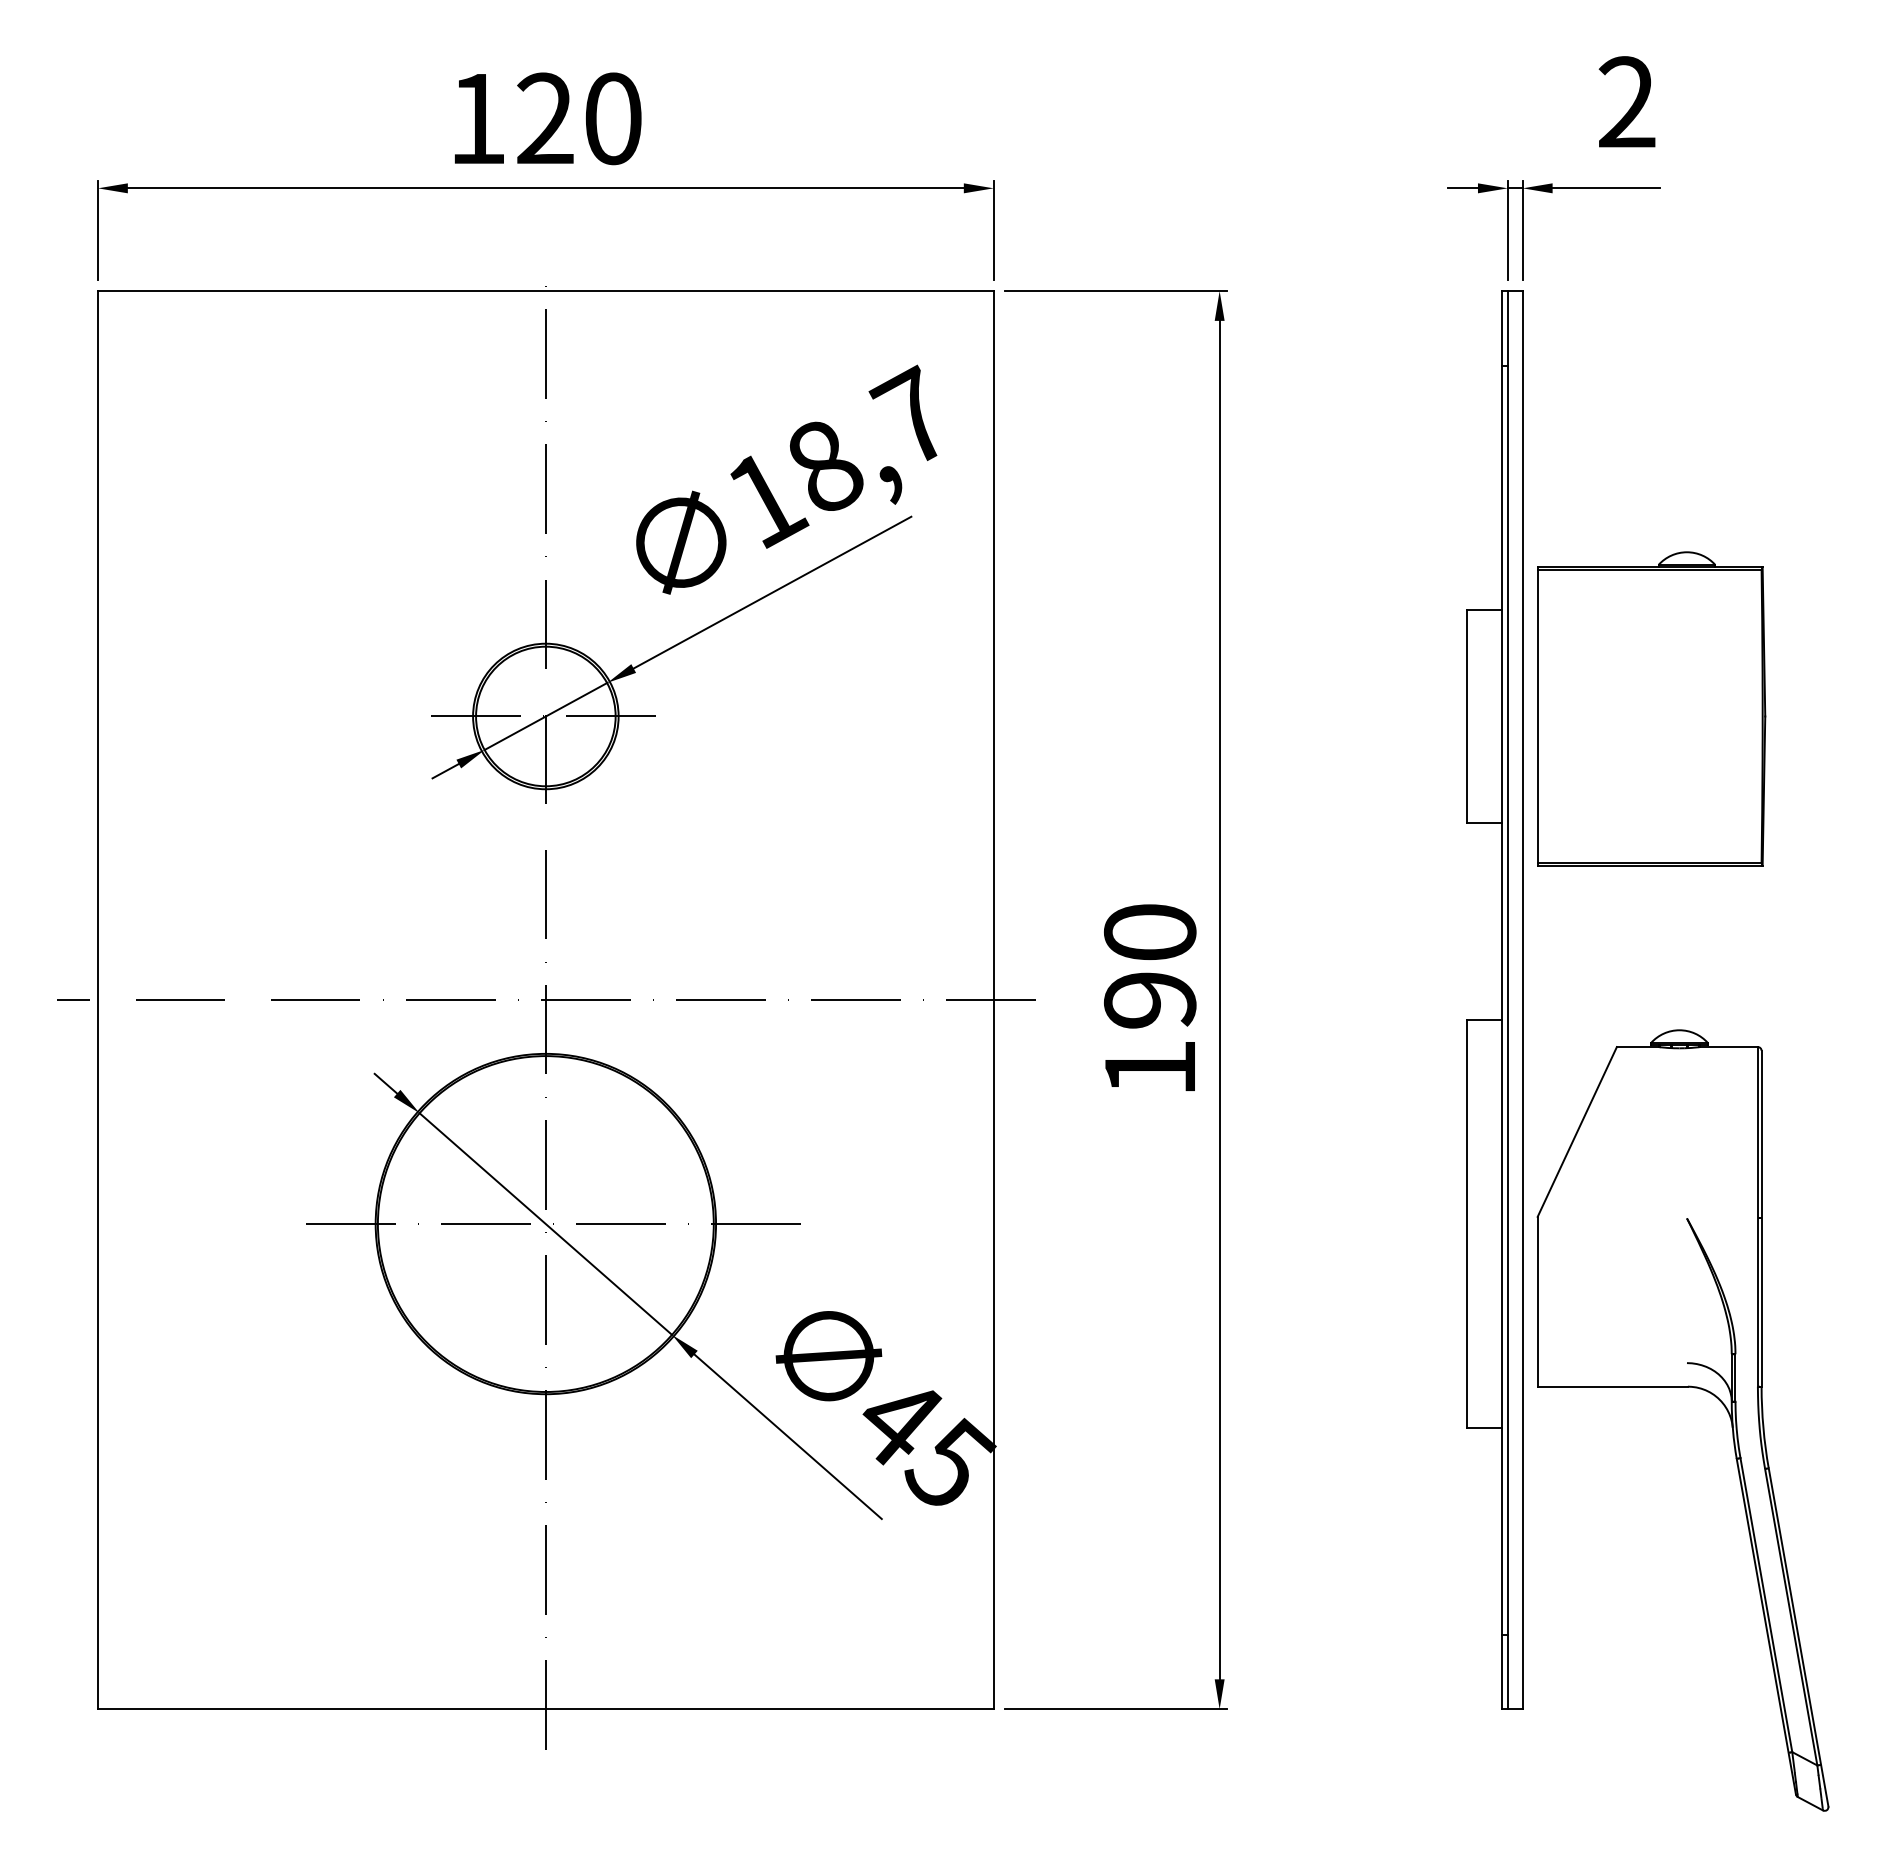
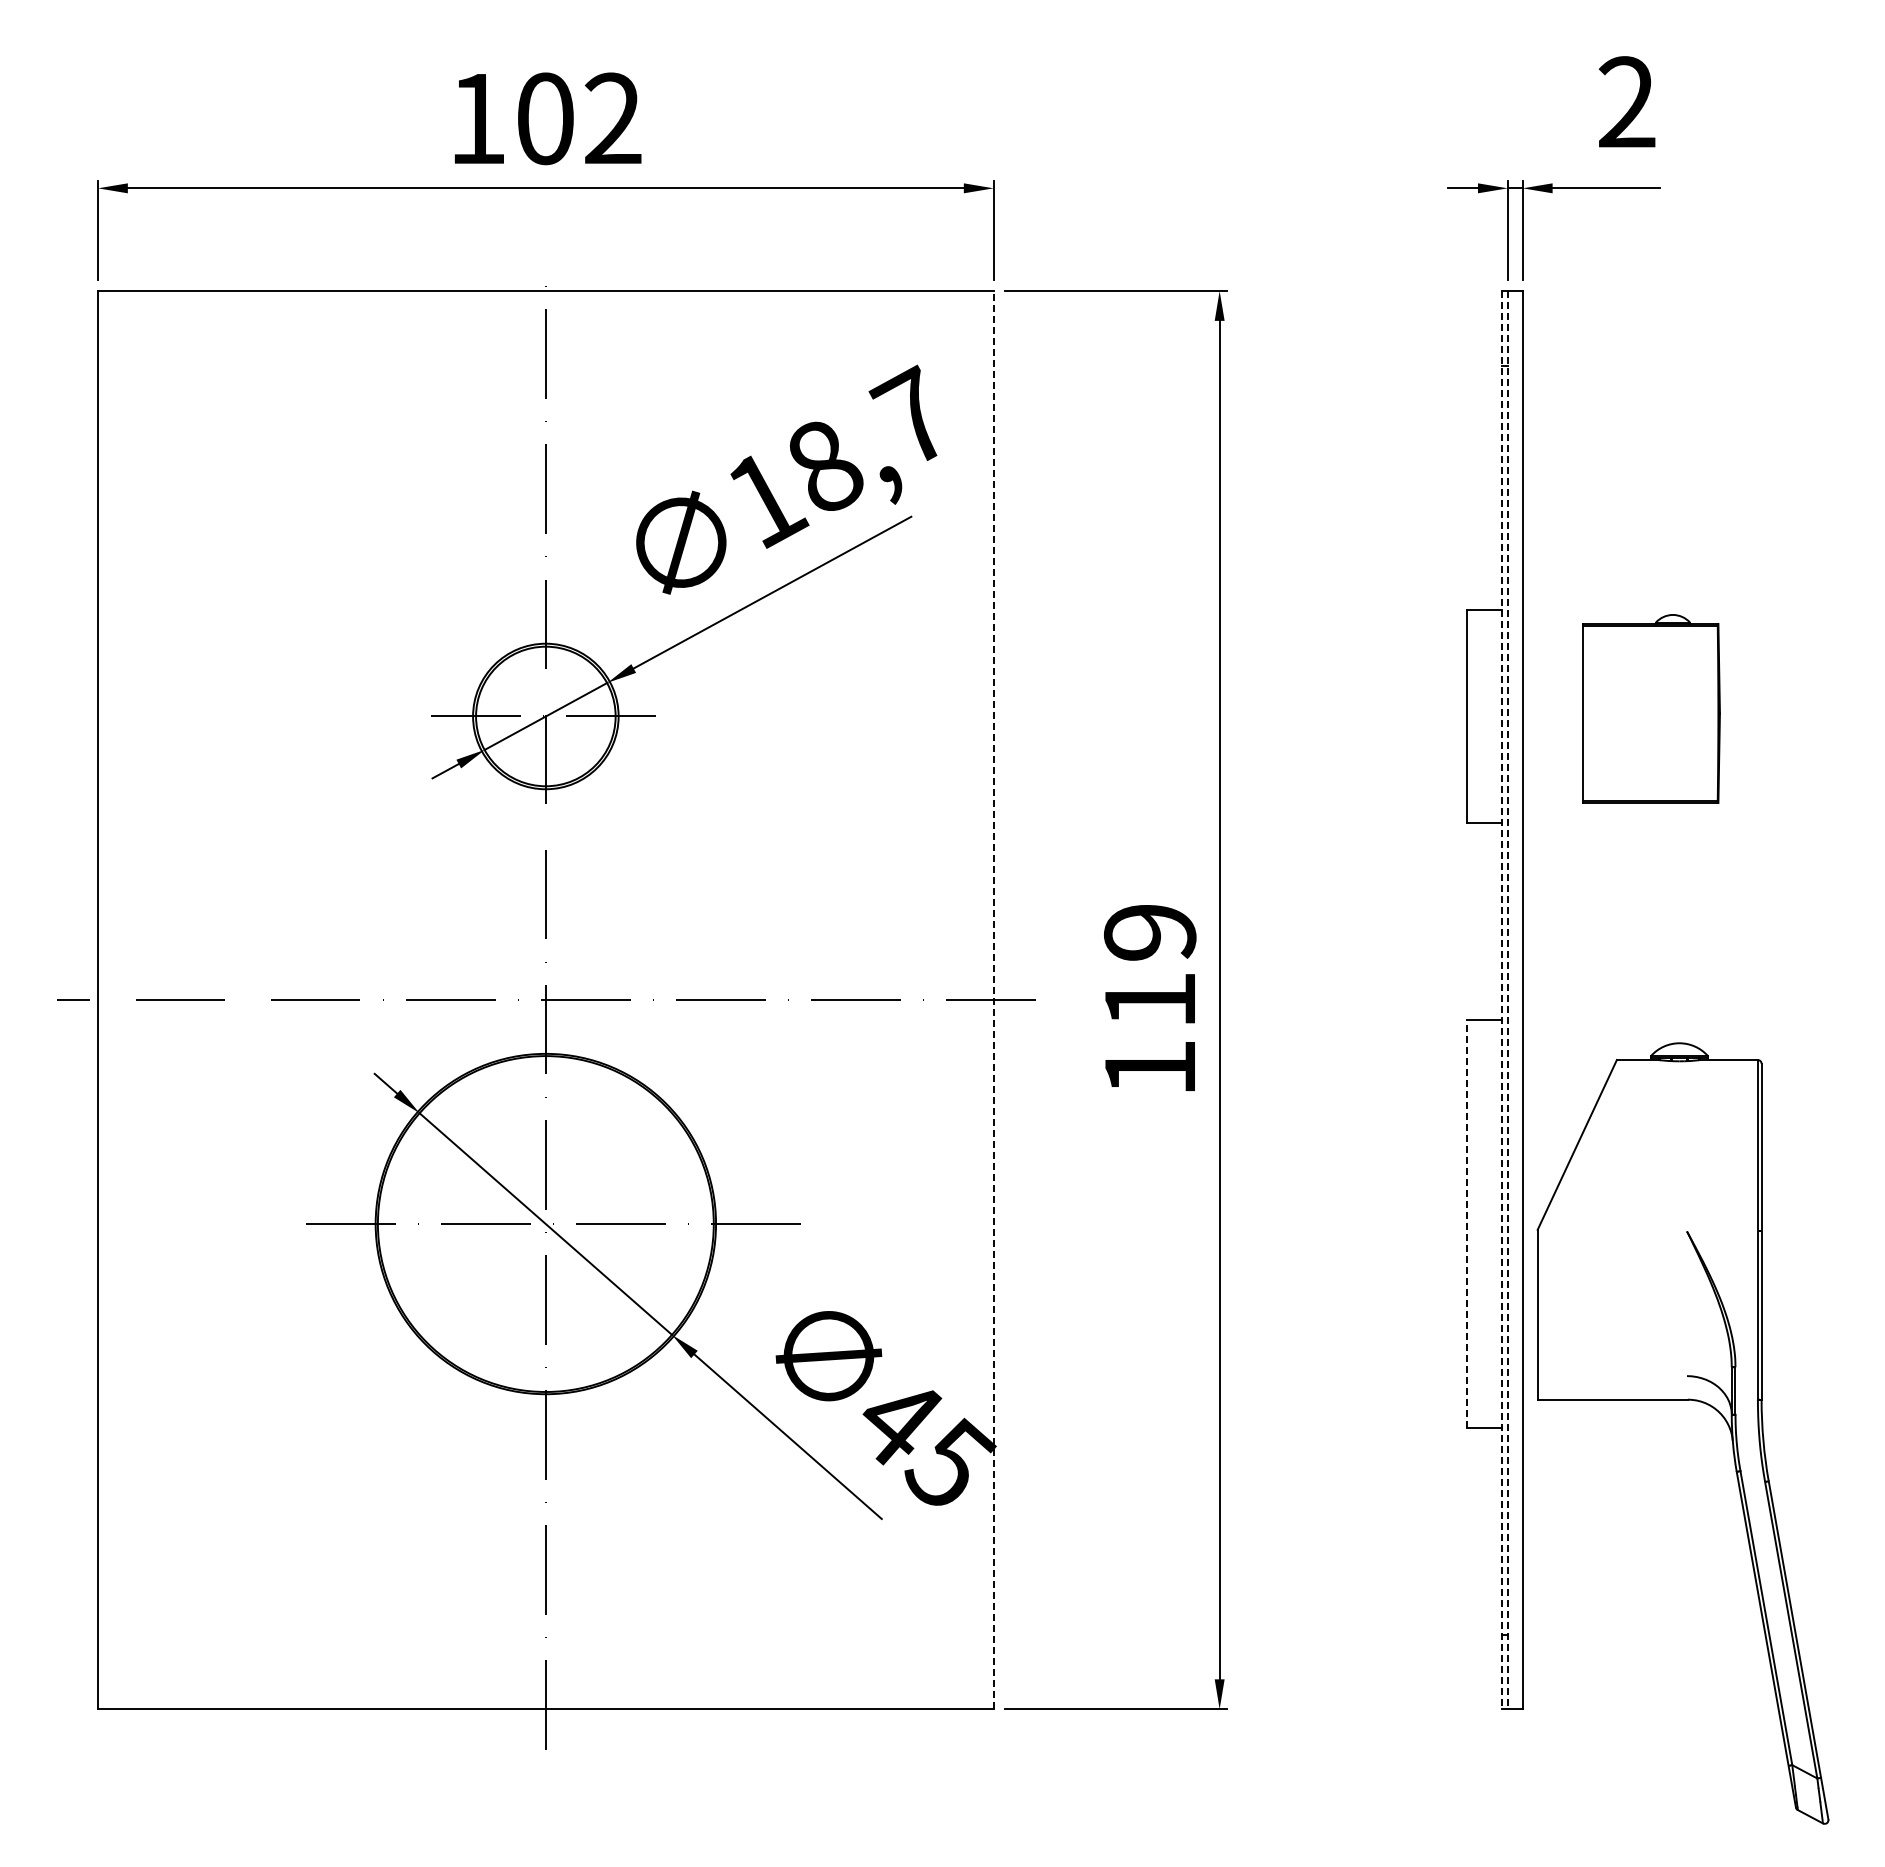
text: 120 -> 102 (579, 118)
part size: 230x316 px -> 139x190 px (1651, 708)
text: 190 -> 119 (1150, 966)
line: solid -> dashed (993, 999)
line: solid -> dashed (1501, 1000)
line: solid -> dashed (1507, 1000)
line: solid -> dashed (1466, 1224)
part position: (1682, 1387) -> (1682, 1400) (1682, 1400)
